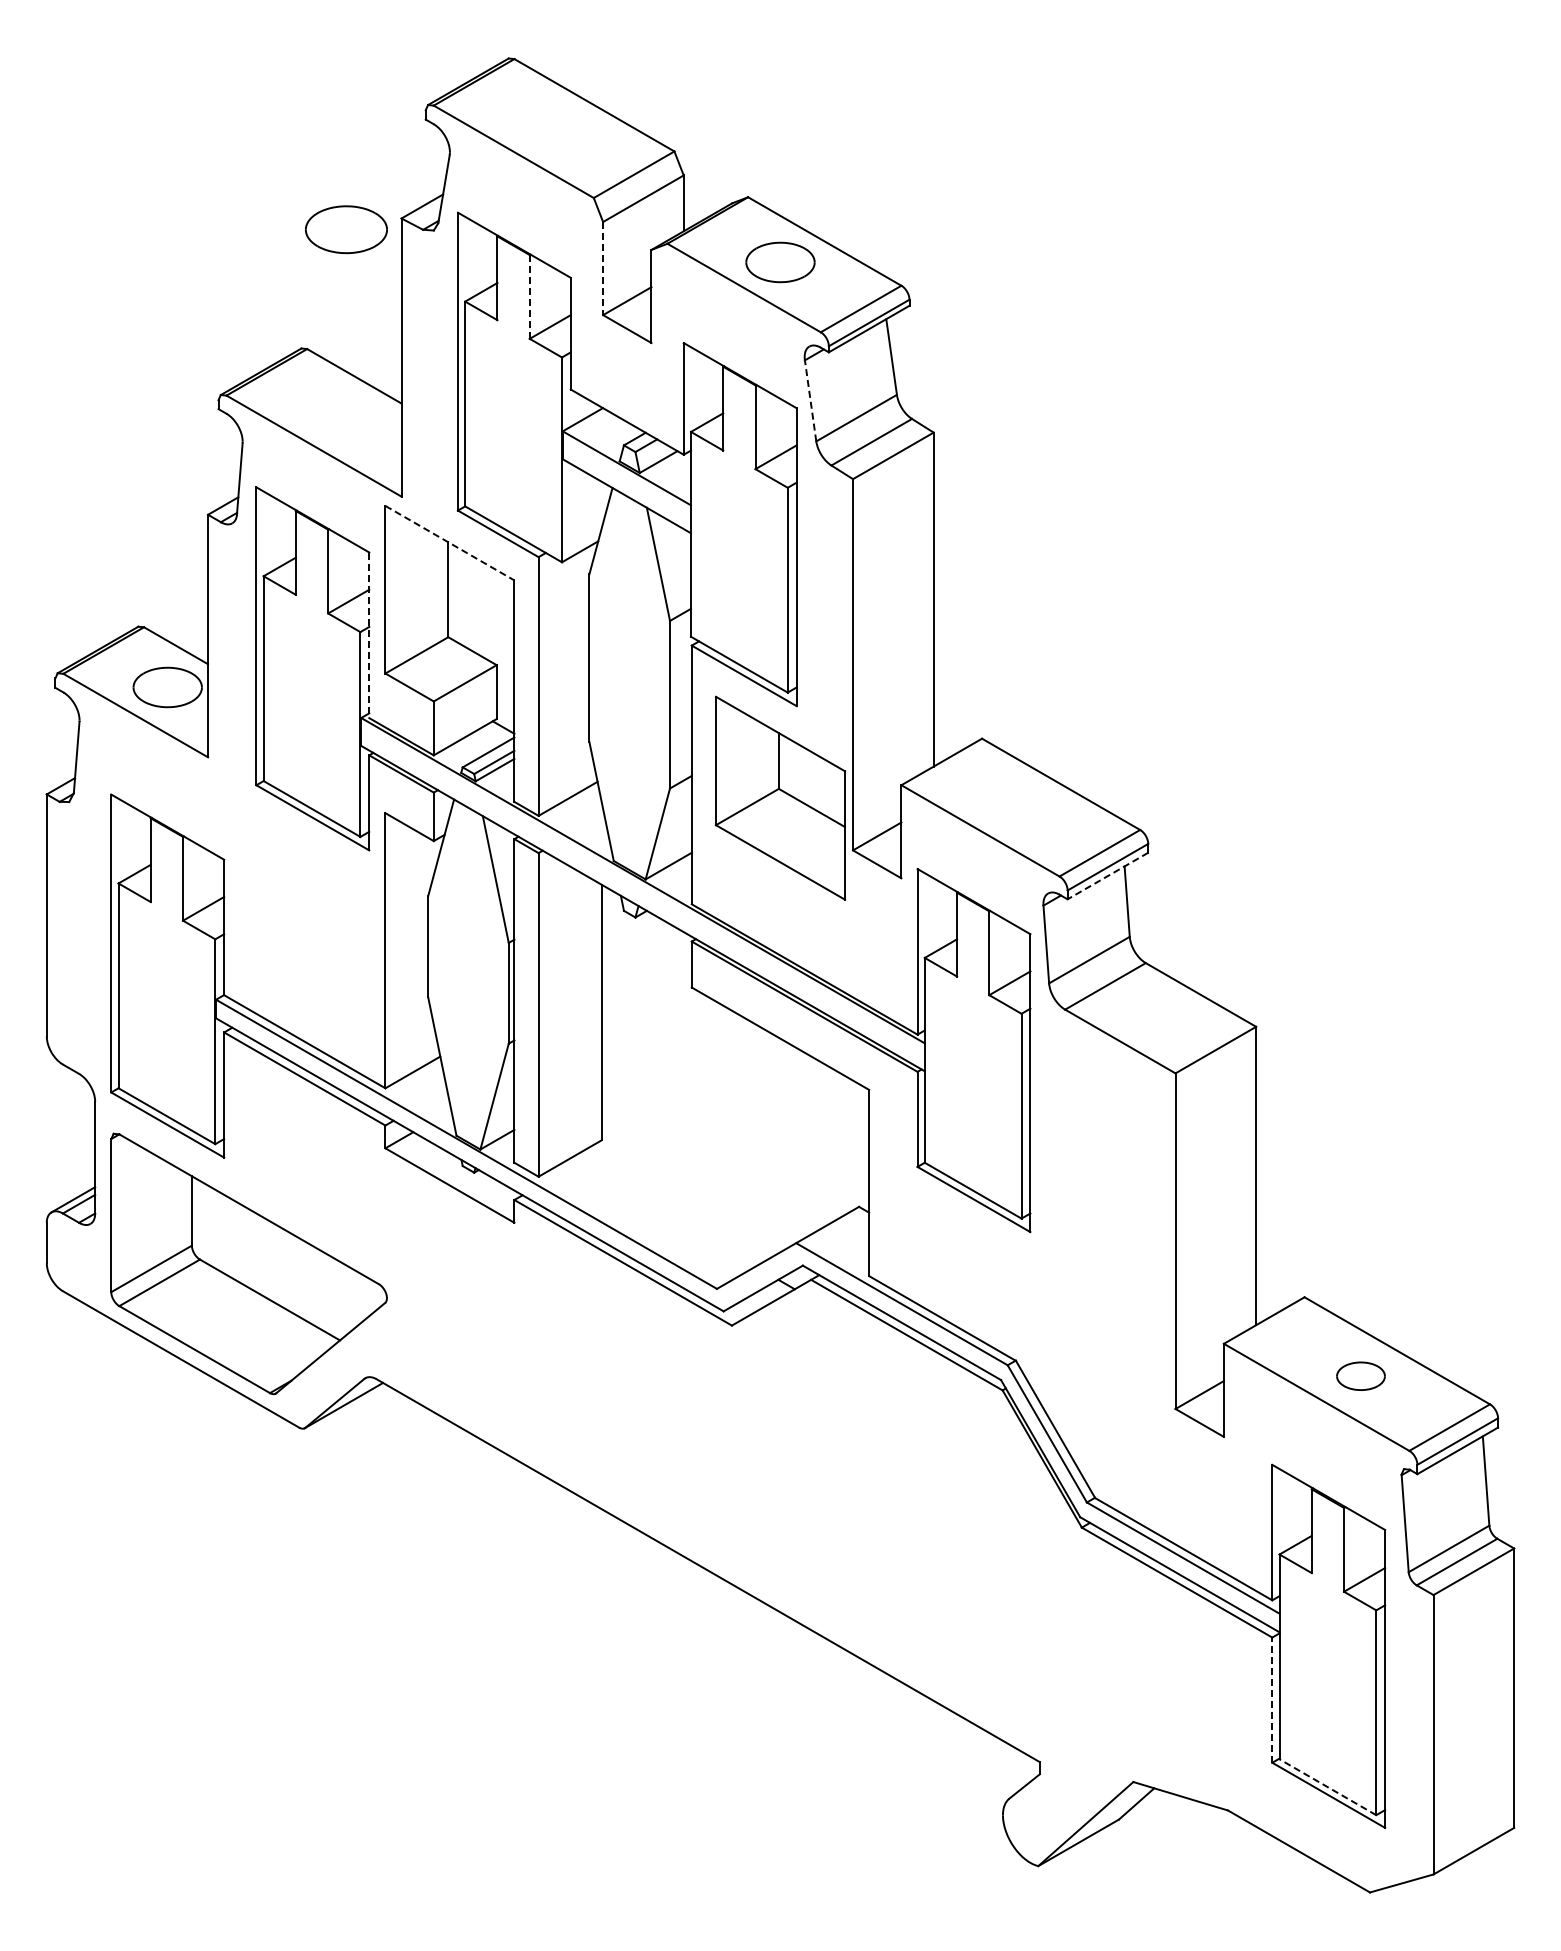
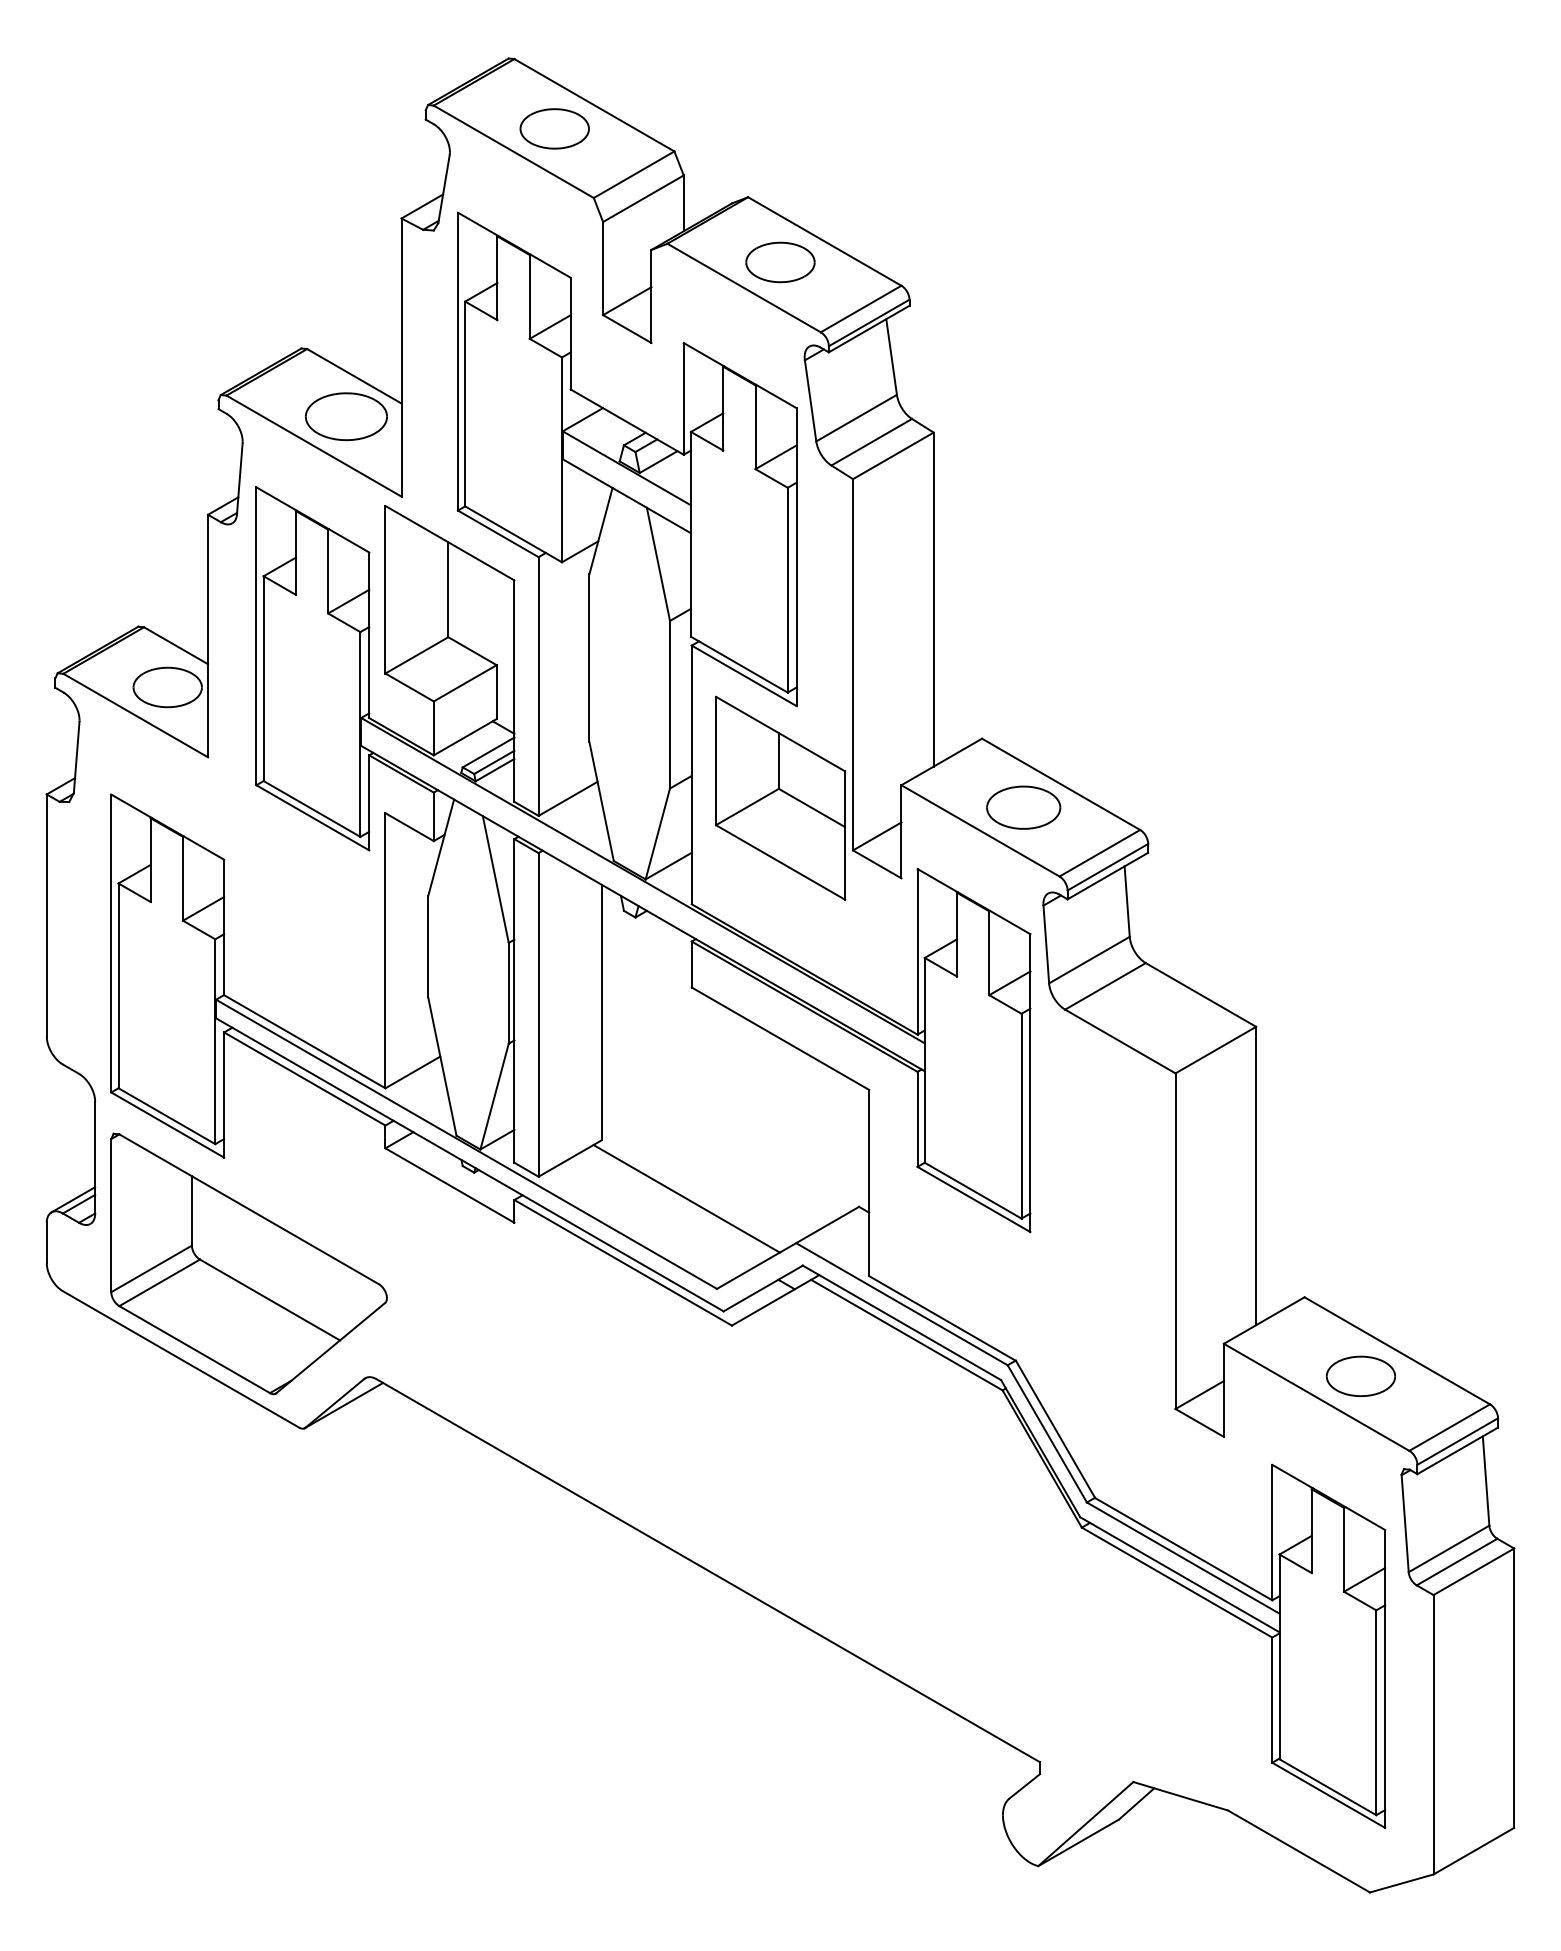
part: none -> present (554, 128)
part position: (346, 229) -> (346, 416) (346, 416)
line: dashed -> solid (603, 268)
line: dashed -> solid (529, 296)
line: dashed -> solid (810, 400)
line: dashed -> solid (450, 543)
line: dashed -> solid (369, 635)
part: none -> present (1023, 807)
line: dashed -> solid (1107, 876)
line: none -> present (686, 1198)
part size: 50x30 px -> 72x42 px (1360, 1375)
line: dashed -> solid (1272, 1700)
line: dashed -> solid (1327, 1787)
